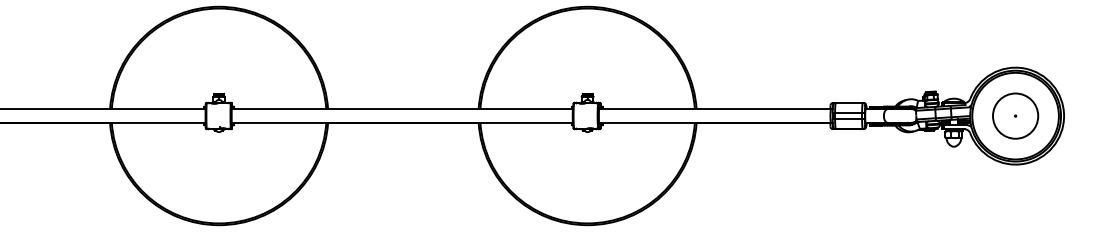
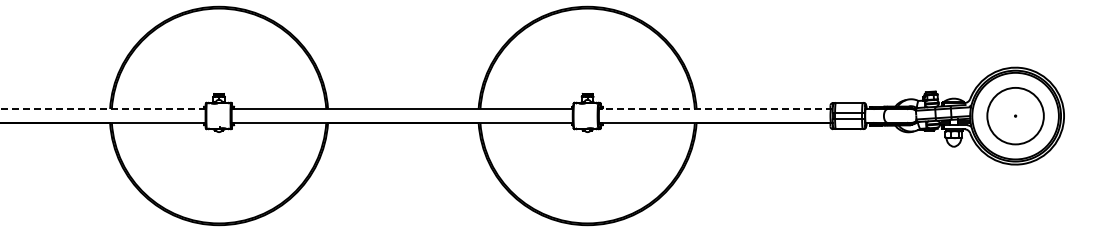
line: solid -> dashed (102, 109)
line: solid -> dashed (715, 109)
circle diameter: 45 px -> 57 px (1015, 115)
